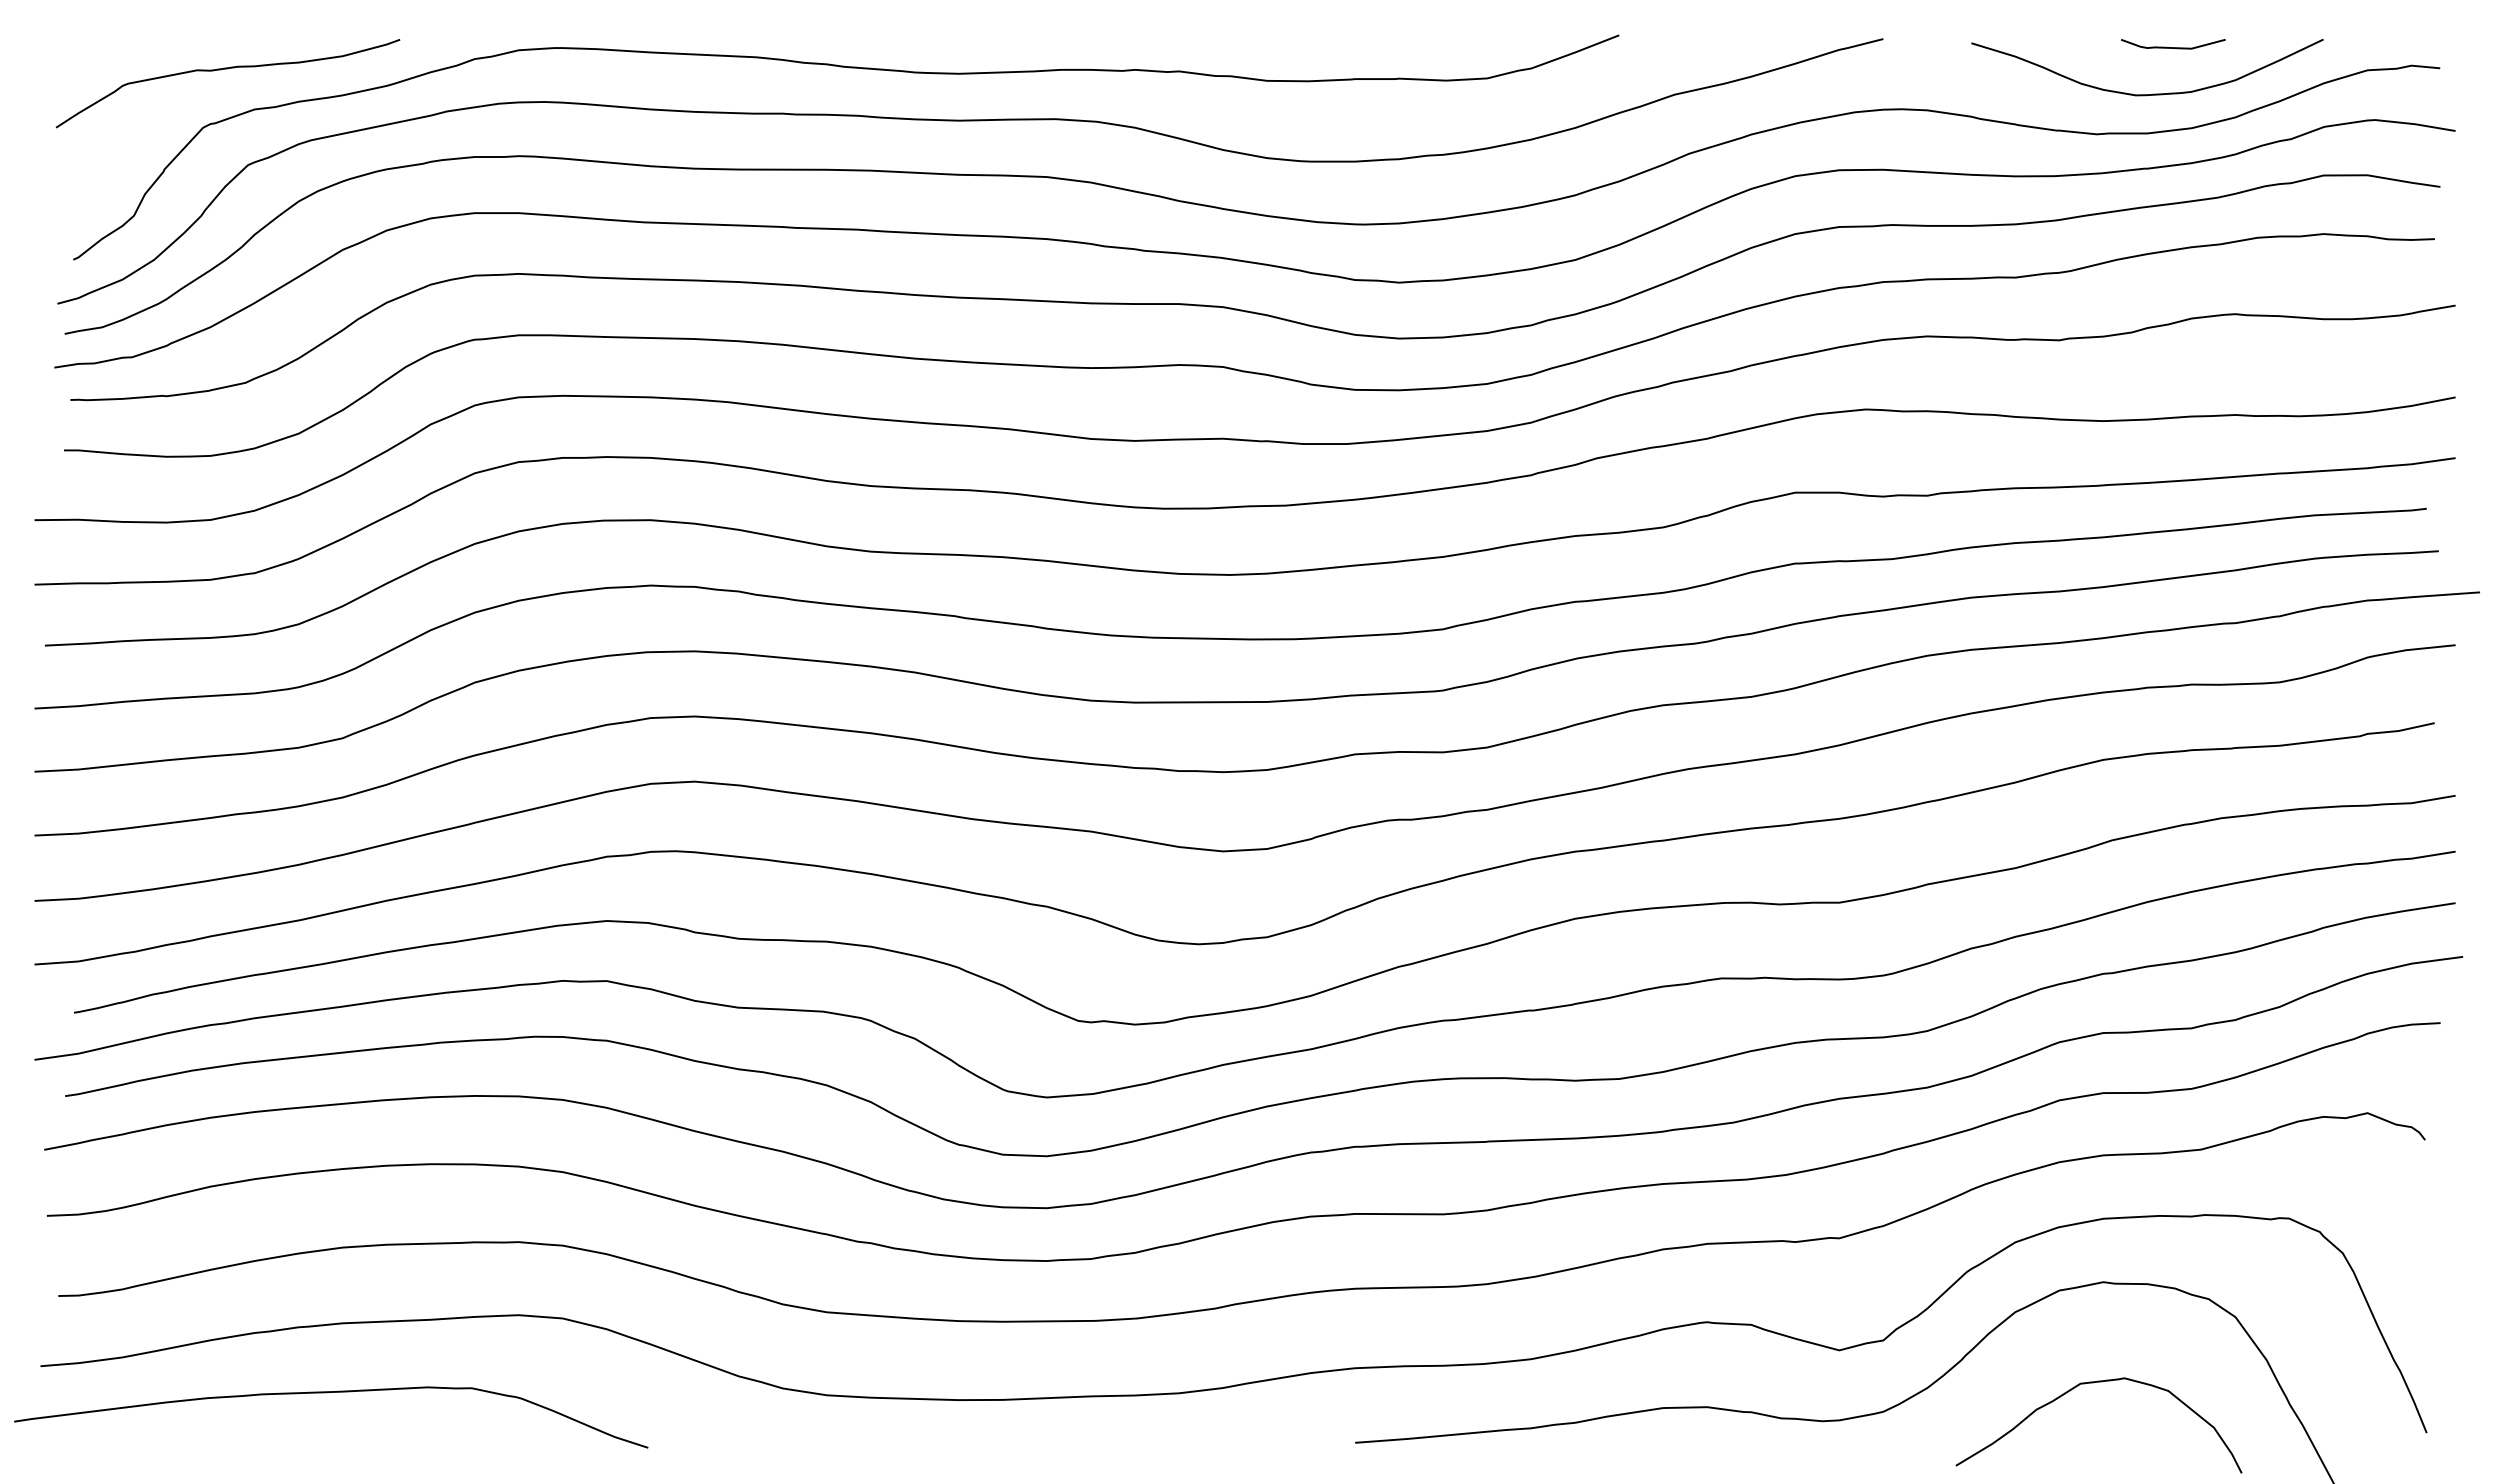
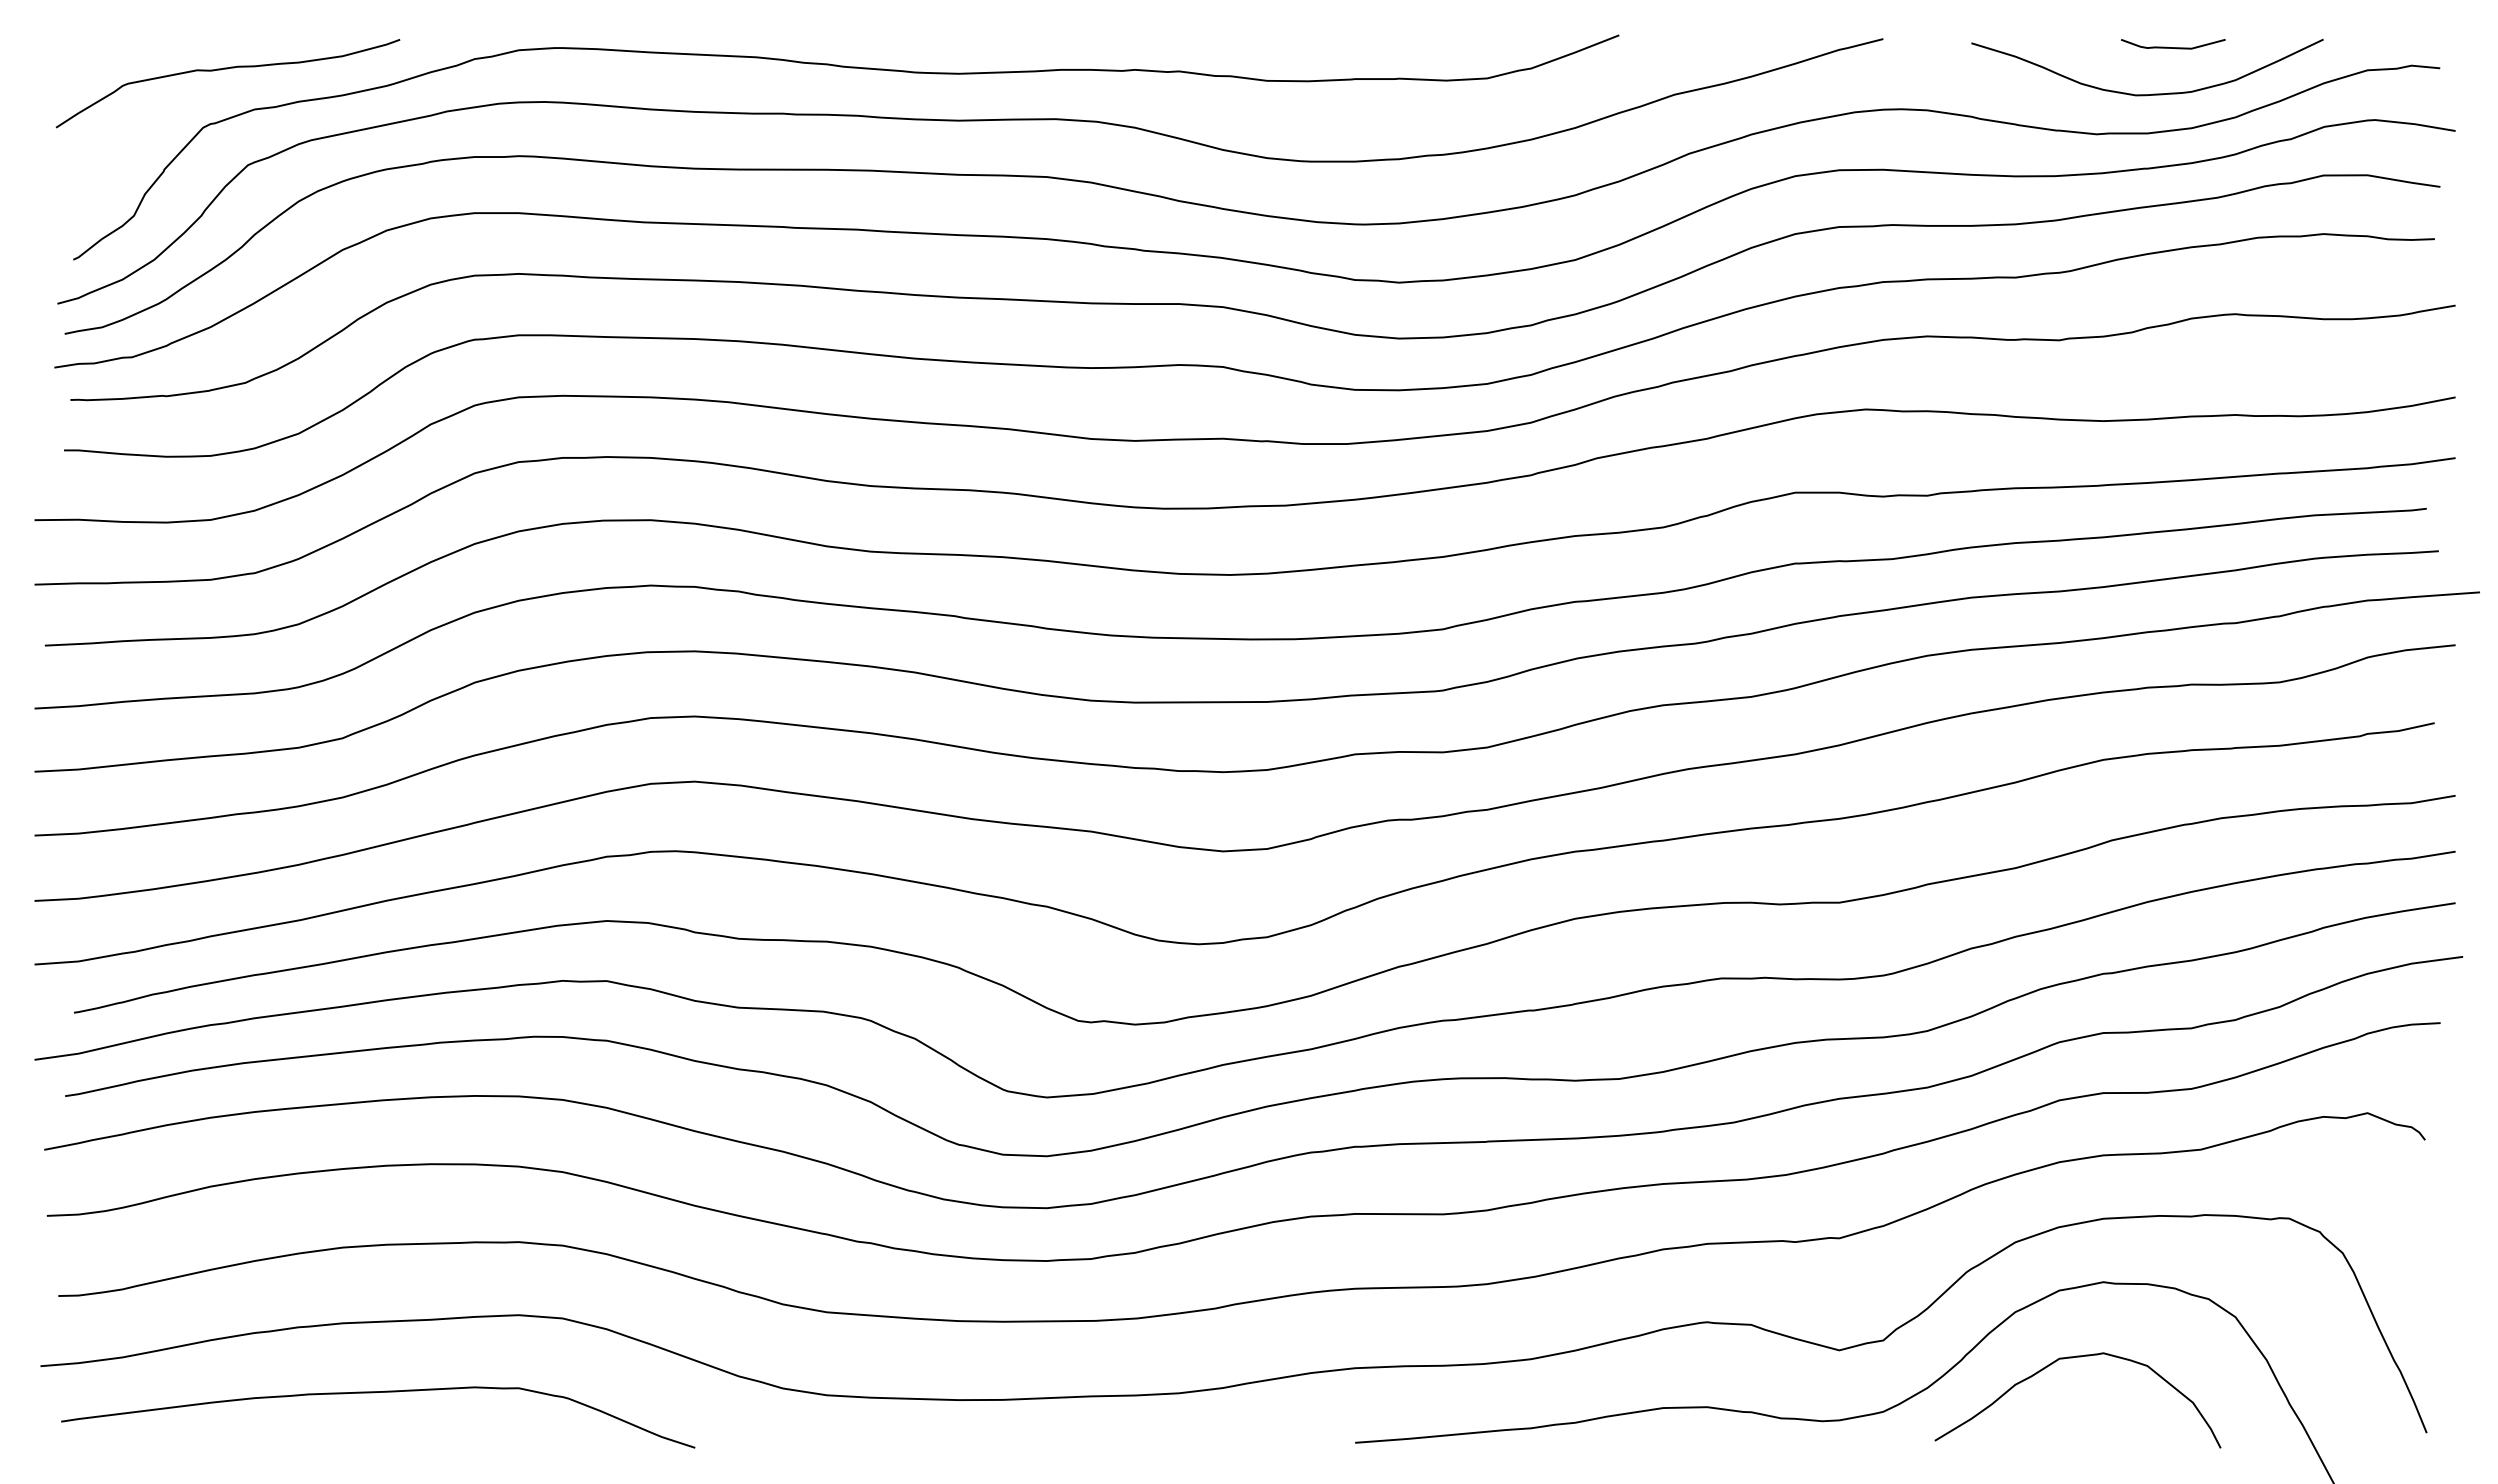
curve position: (2093, 1383) -> (2072, 1358) (2072, 1358)
curve position: (327, 1393) -> (374, 1393) (374, 1393)
